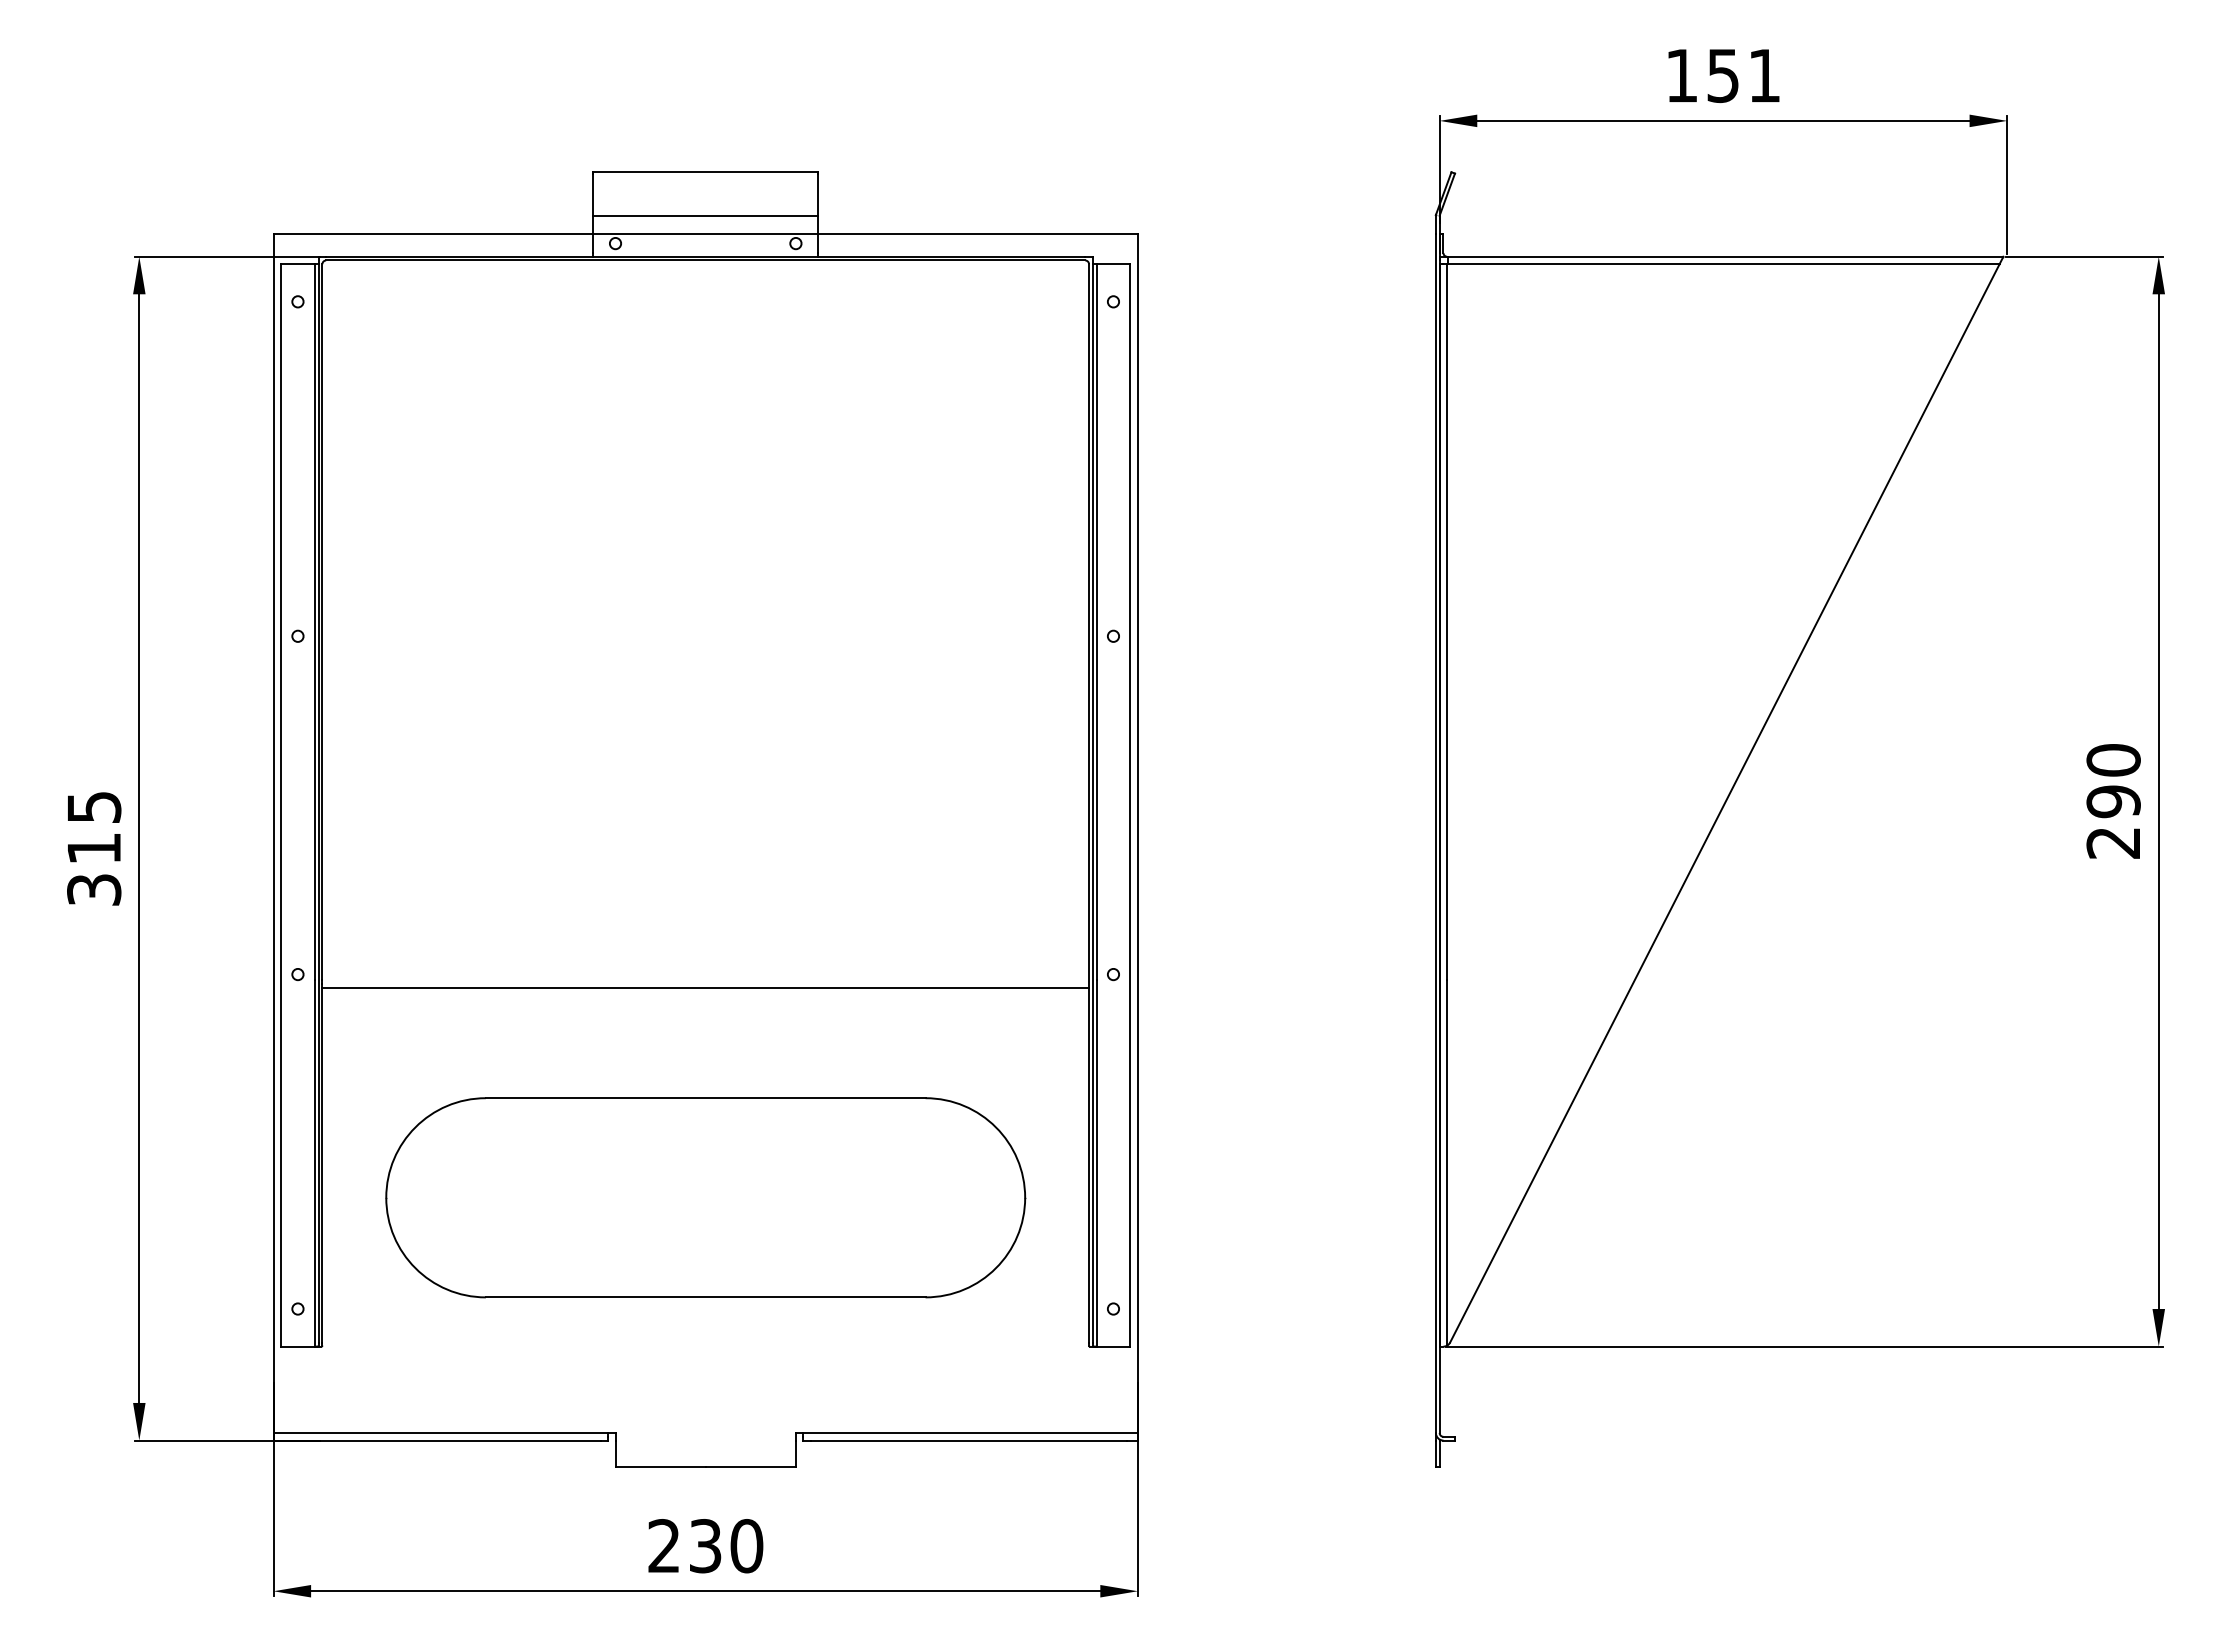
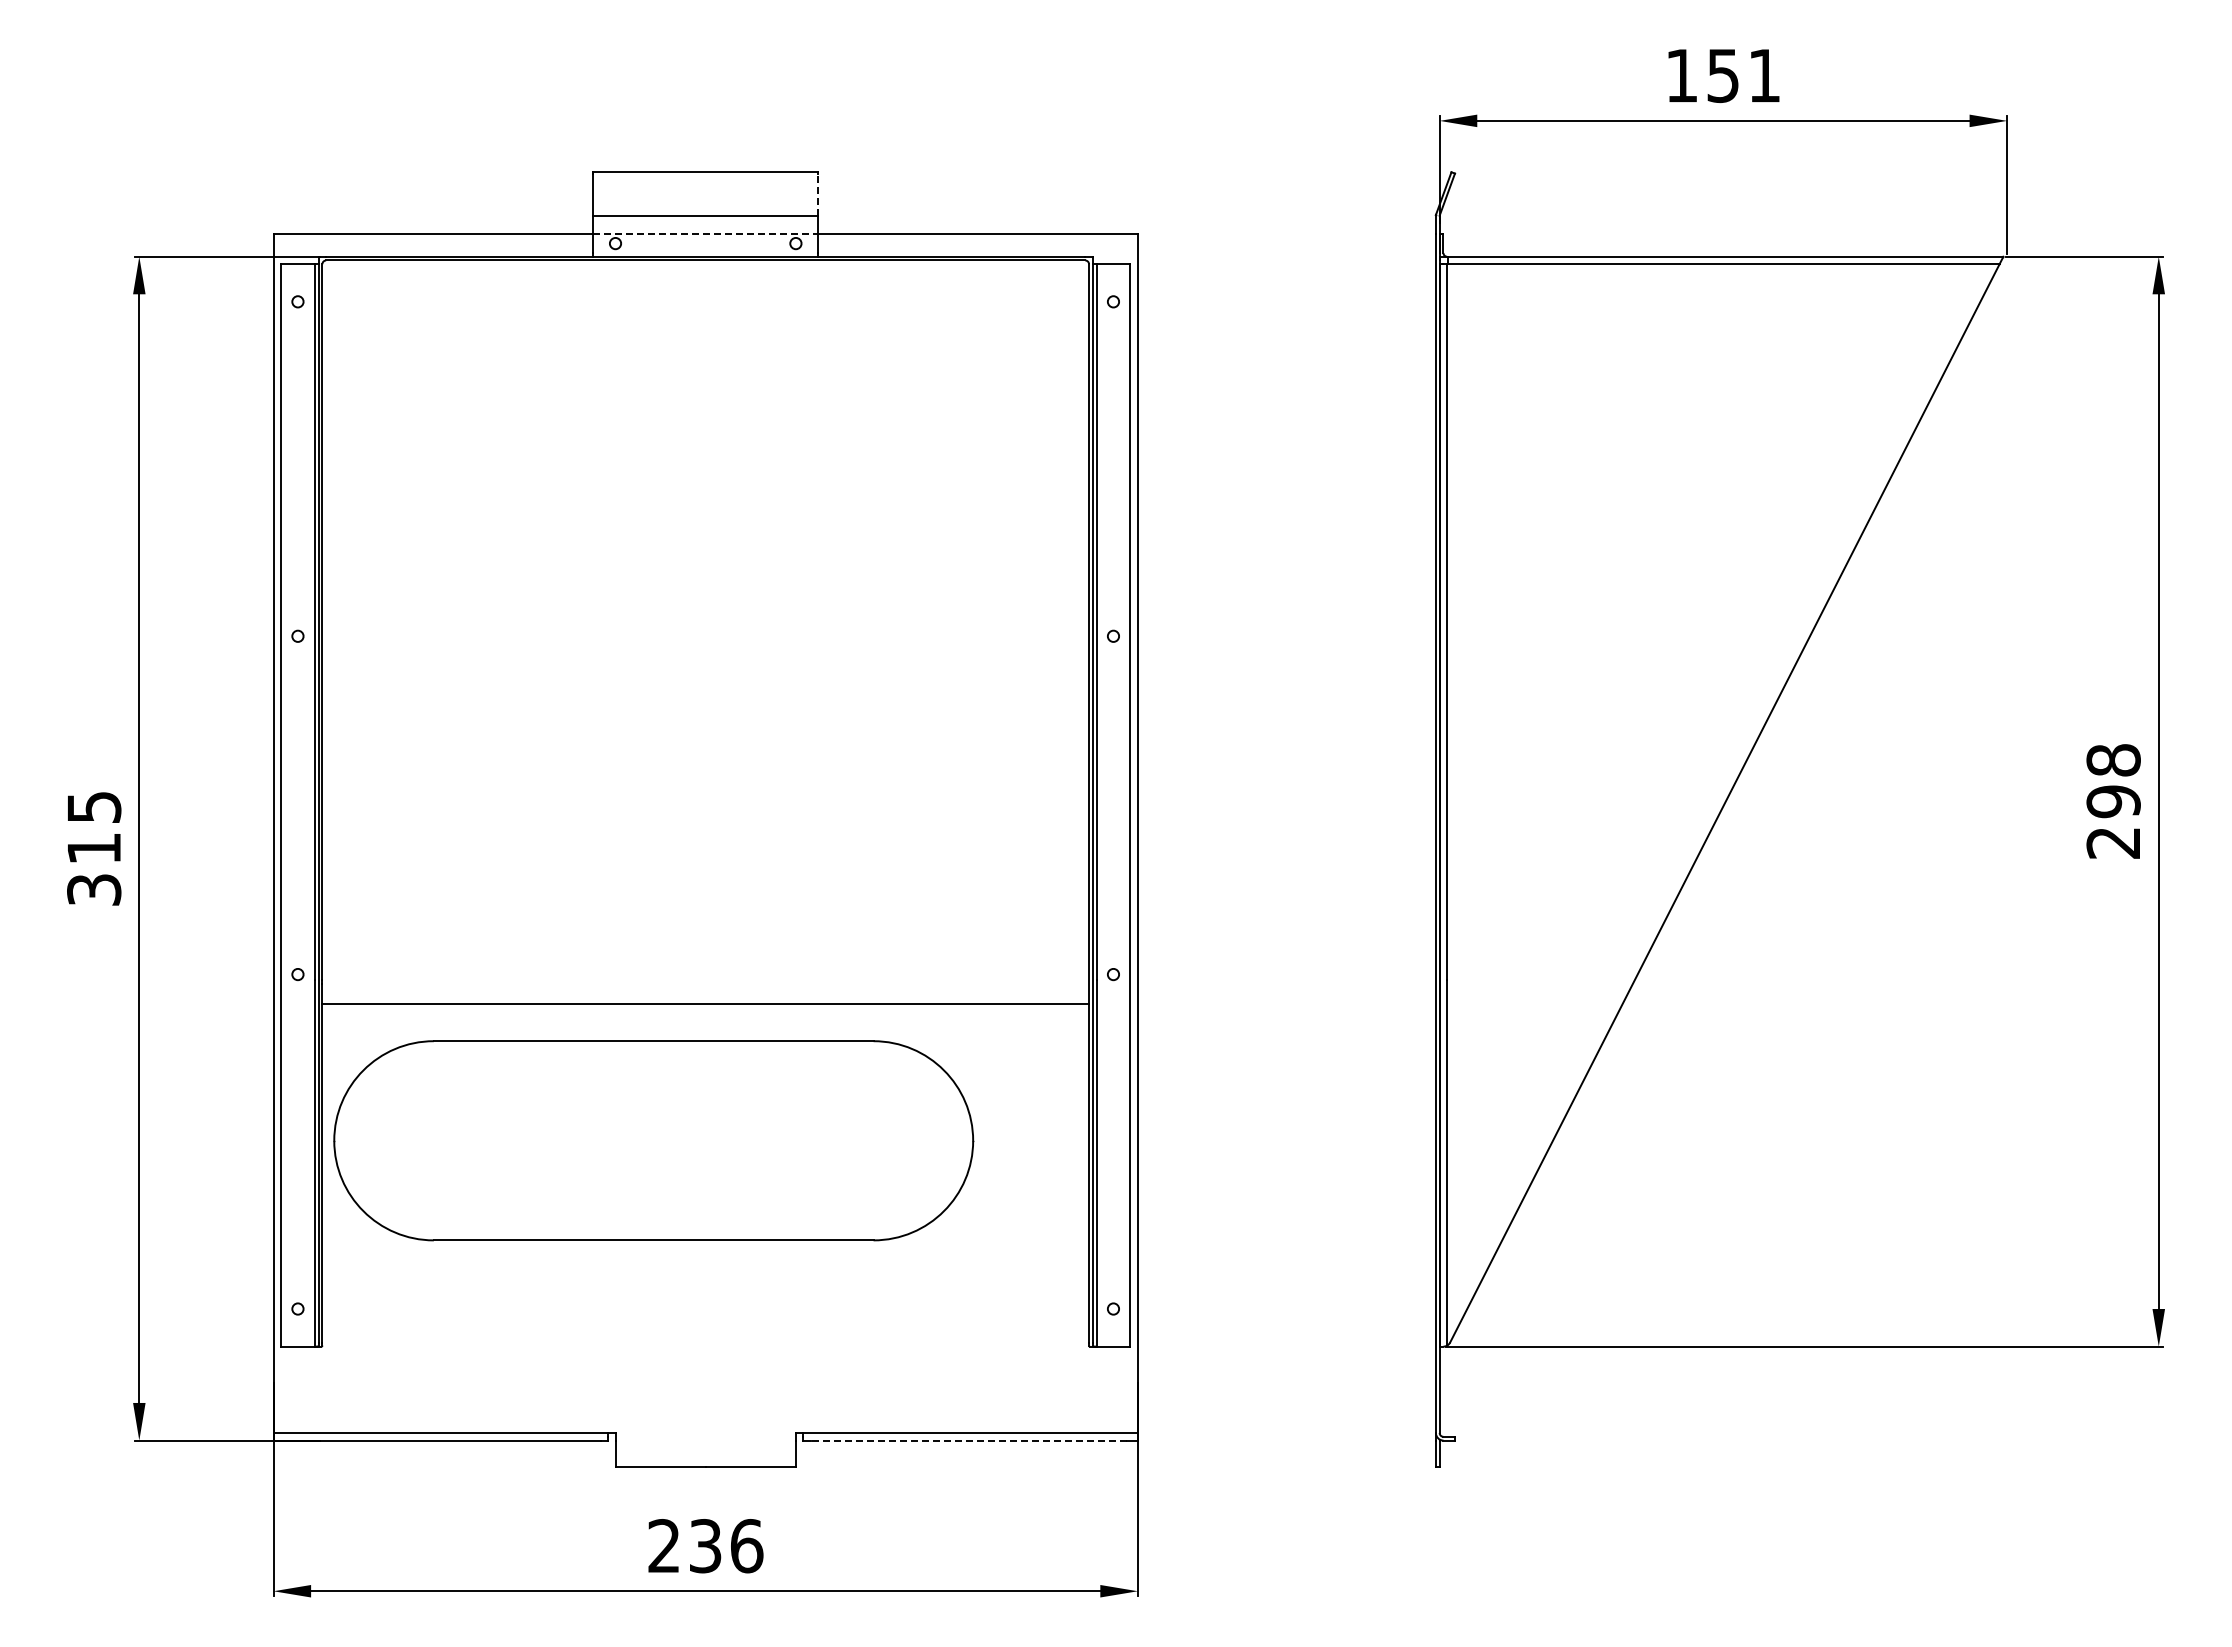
line: solid -> dashed (818, 194)
line: solid -> dashed (705, 234)
text: 290 -> 298 (2113, 760)
line position: (705, 987) -> (705, 1003) (705, 1003)
part position: (705, 1197) -> (653, 1140) (653, 1140)
line: solid -> dashed (968, 1440)
text: 230 -> 236 (746, 1546)
